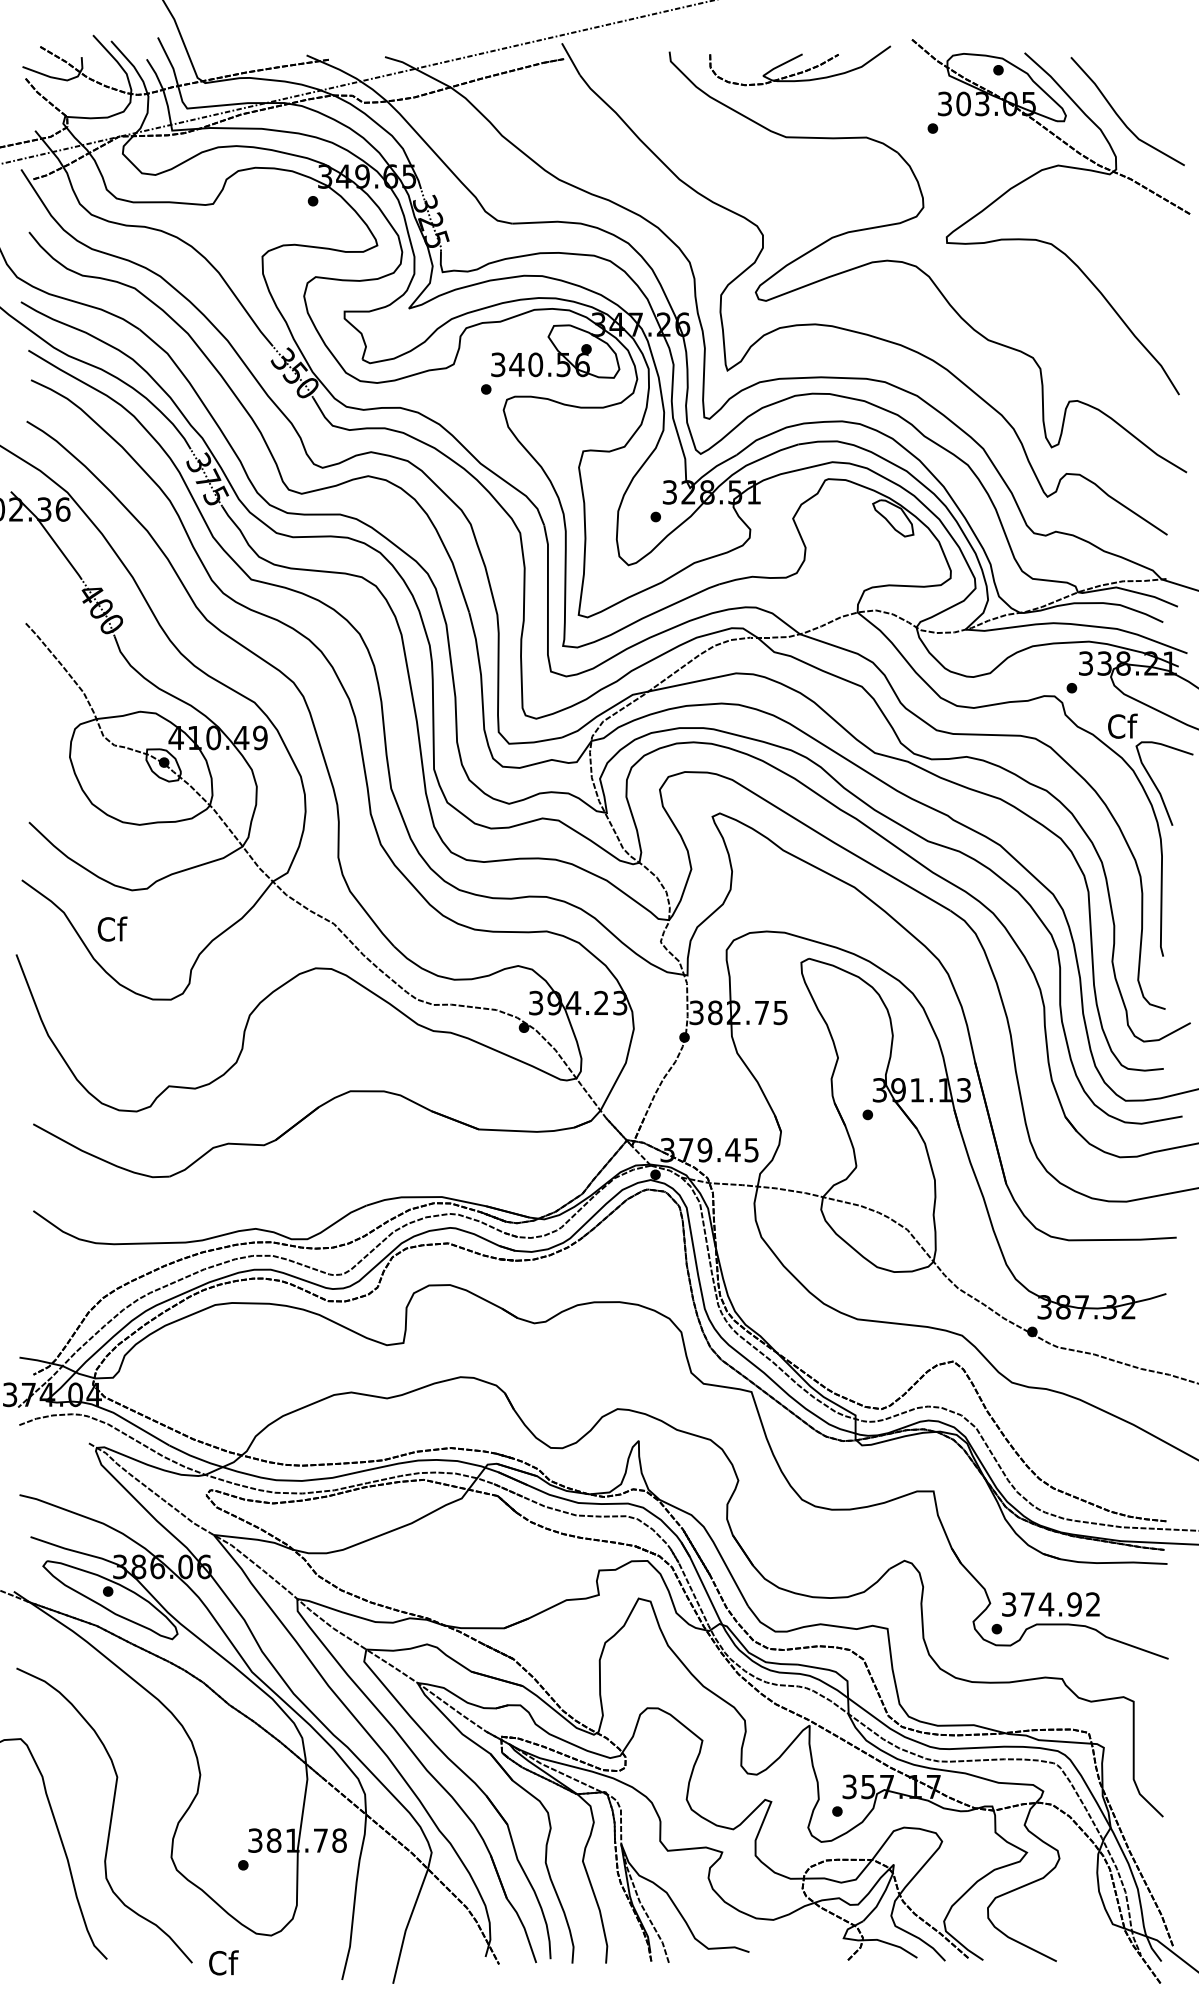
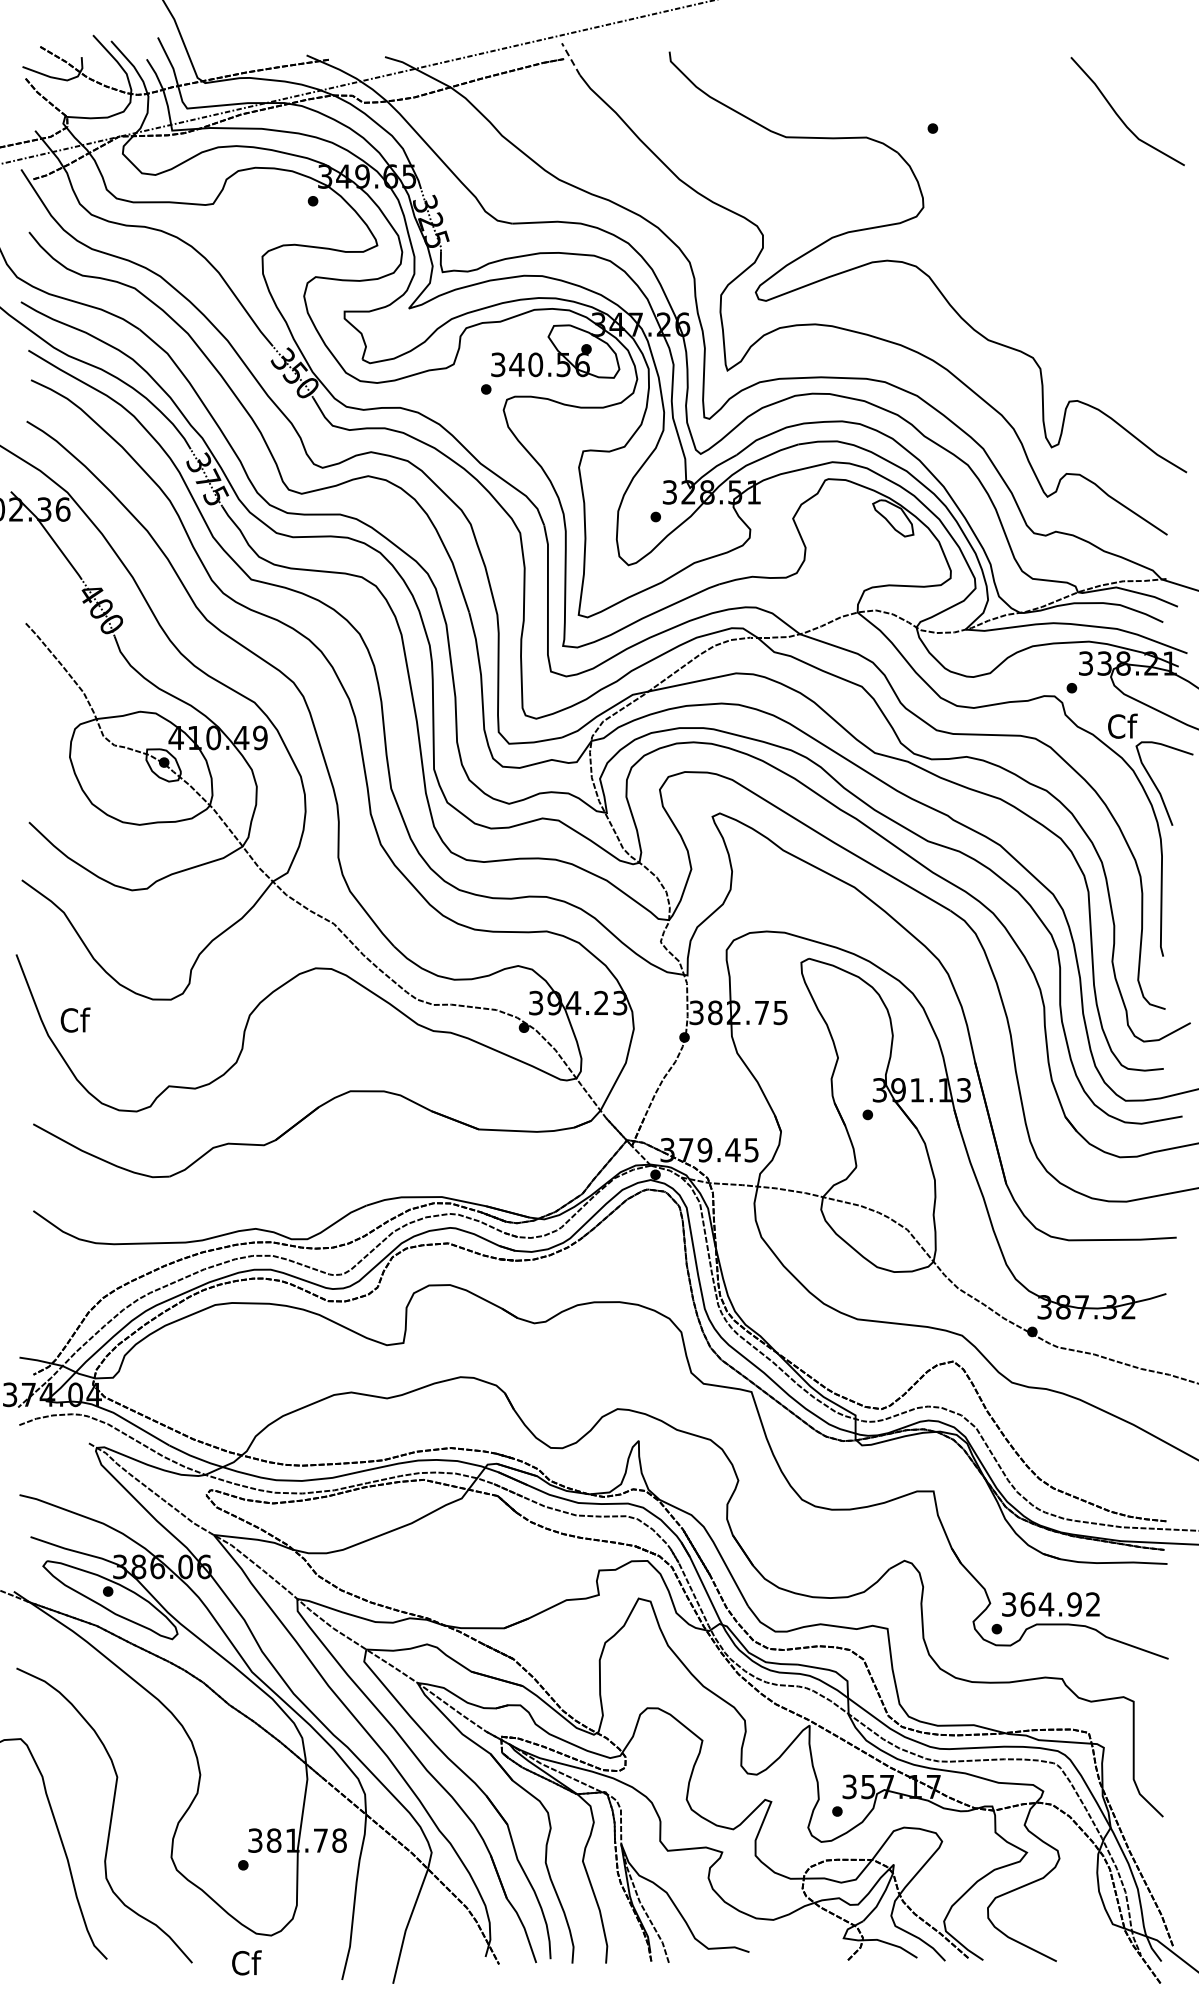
line: solid -> dashed (570, 58)
part: present -> none (800, 65)
part: present -> none (1046, 241)
text position: (112, 928) -> (75, 1019) (75, 1019)
text: 374.92 -> 364.92 (1027, 1604)
text position: (223, 1962) -> (246, 1962) (246, 1962)
